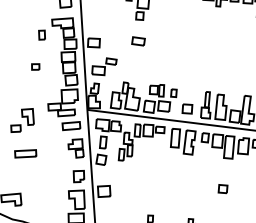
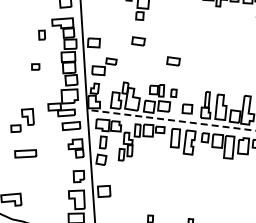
part: none -> present (173, 61)
line: solid -> dashed (171, 120)
part: present -> none (222, 189)
